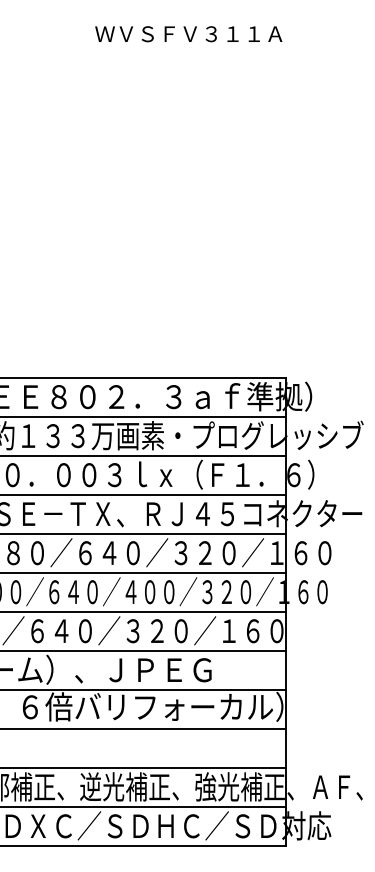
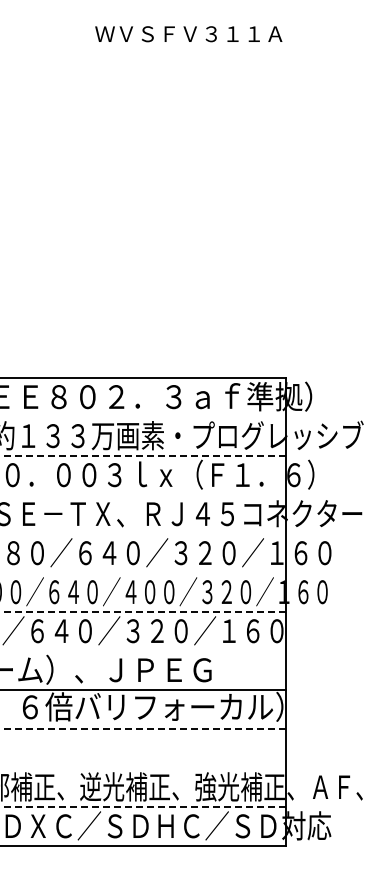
line: present -> none (144, 416)
line: solid -> dashed (143, 455)
line: present -> none (144, 494)
line: present -> none (144, 533)
line: present -> none (144, 572)
line: solid -> dashed (143, 611)
line: present -> none (144, 650)
line: solid -> dashed (143, 728)
line: present -> none (144, 767)
line: solid -> dashed (143, 806)
